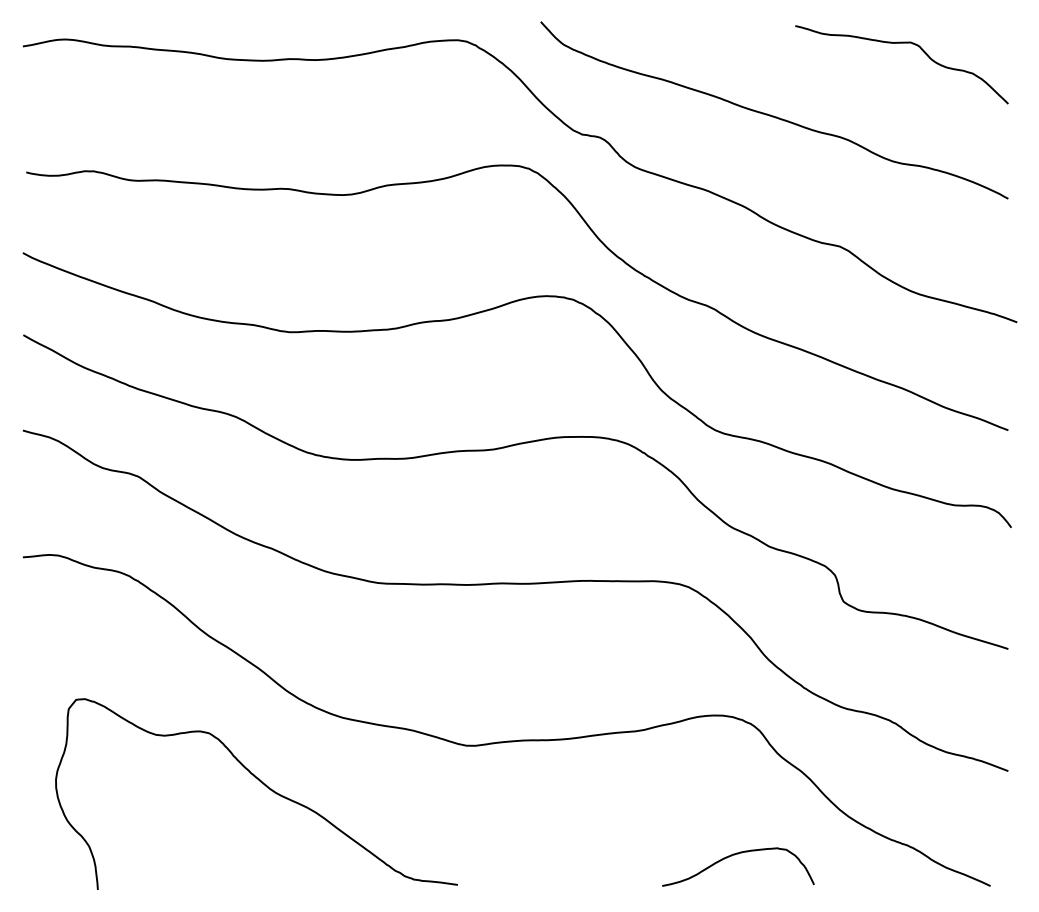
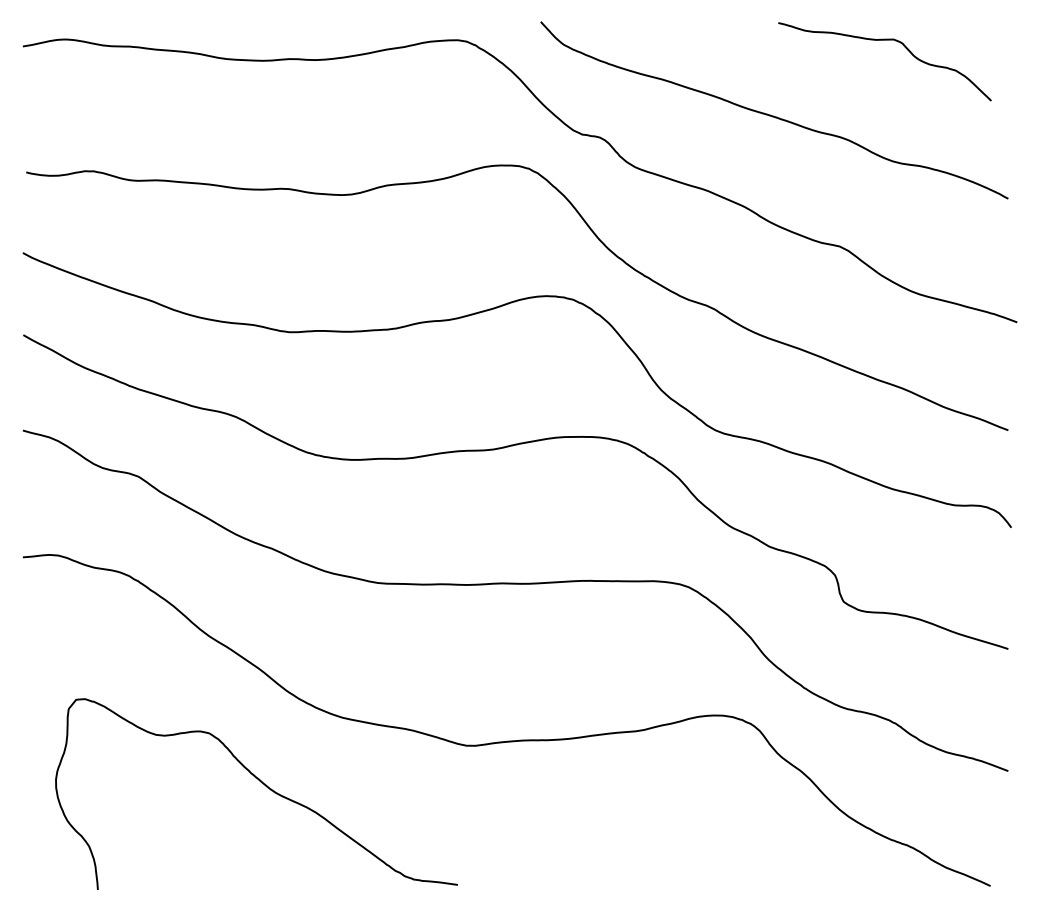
curve position: (901, 43) -> (884, 40) (884, 40)
curve: present -> none (734, 855)
